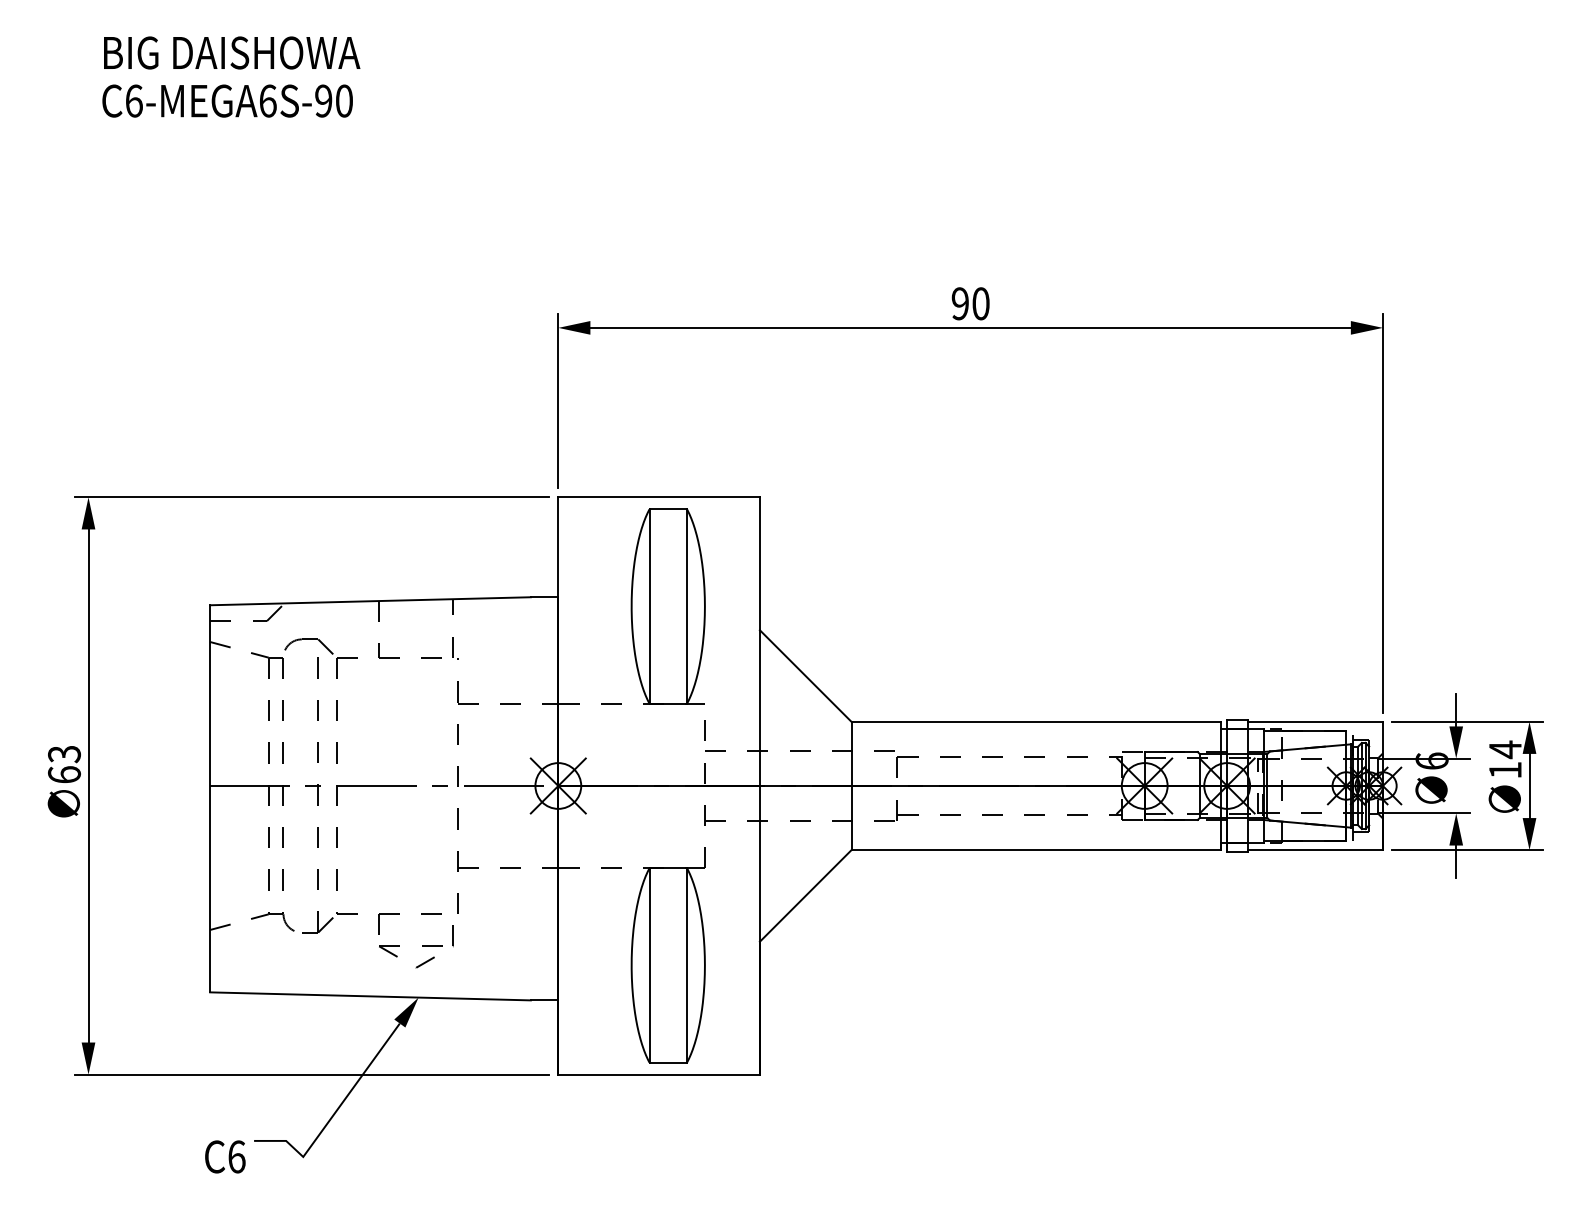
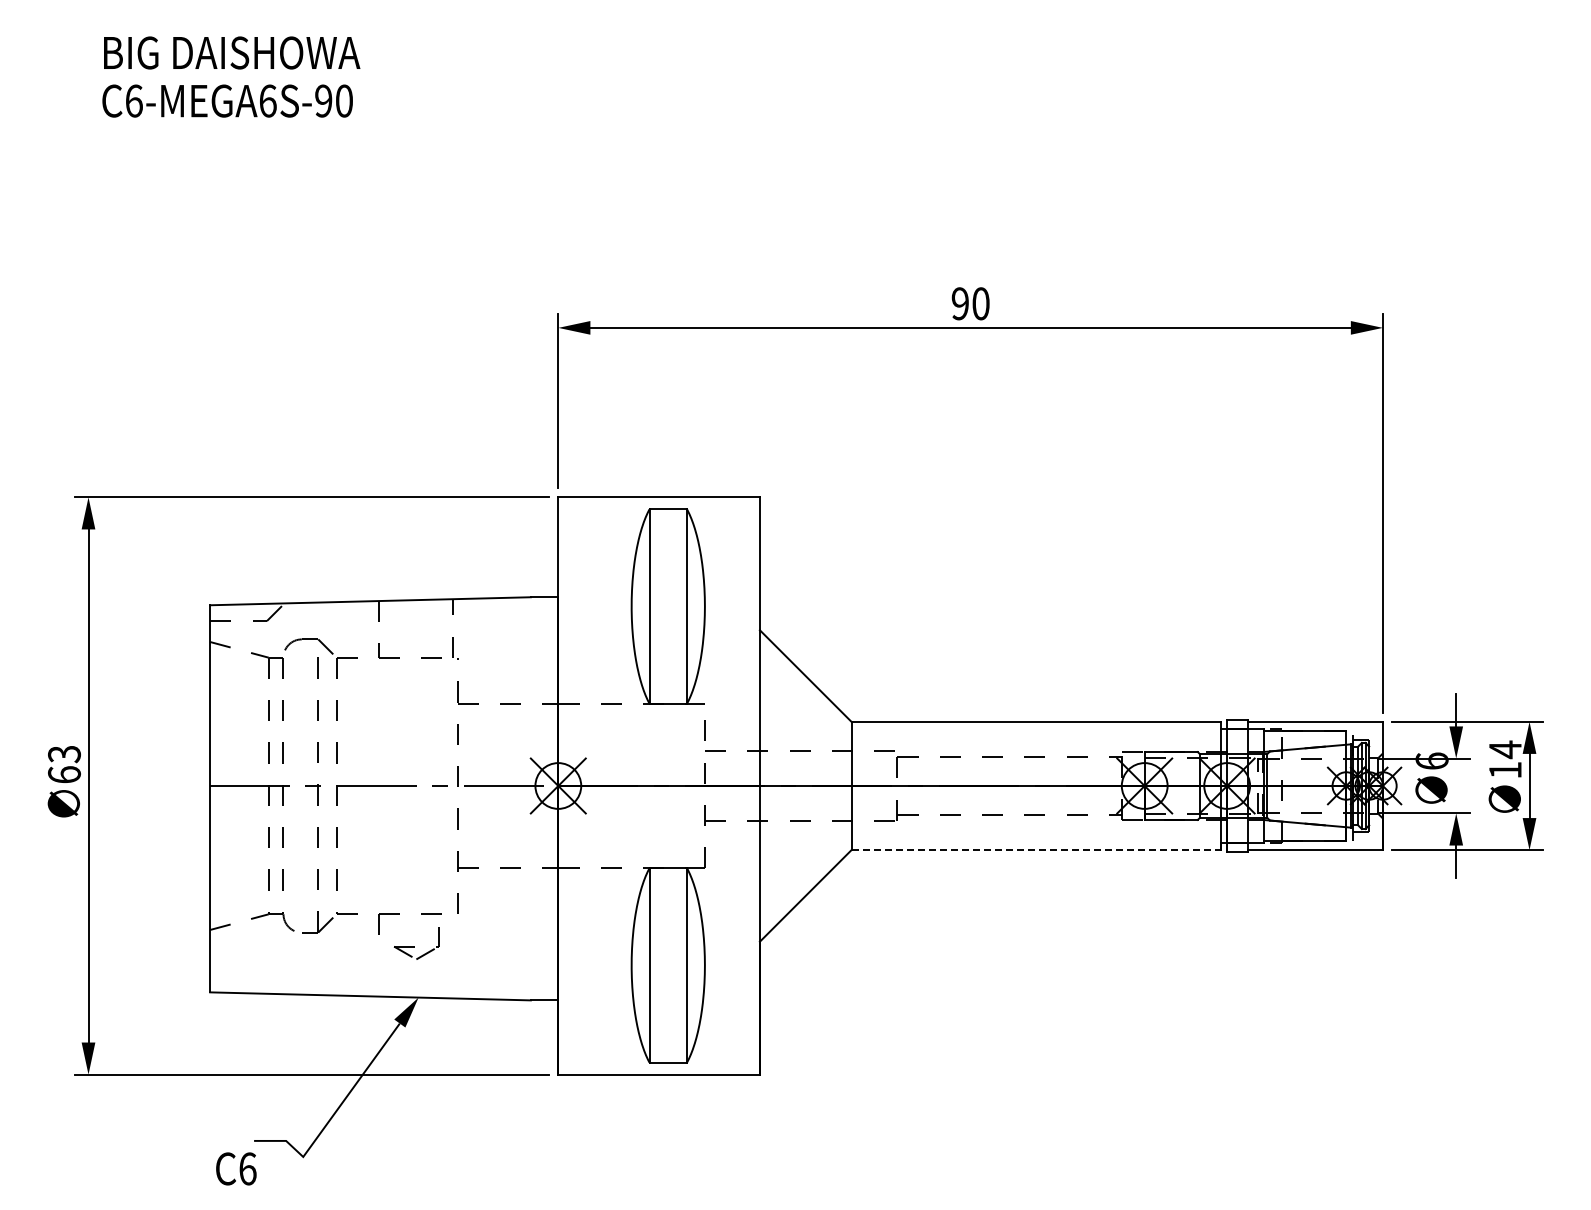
line: solid -> dashed (1036, 850)
part size: 75x44 px -> 47x33 px (416, 943)
text position: (225, 1156) -> (236, 1168) (236, 1168)
